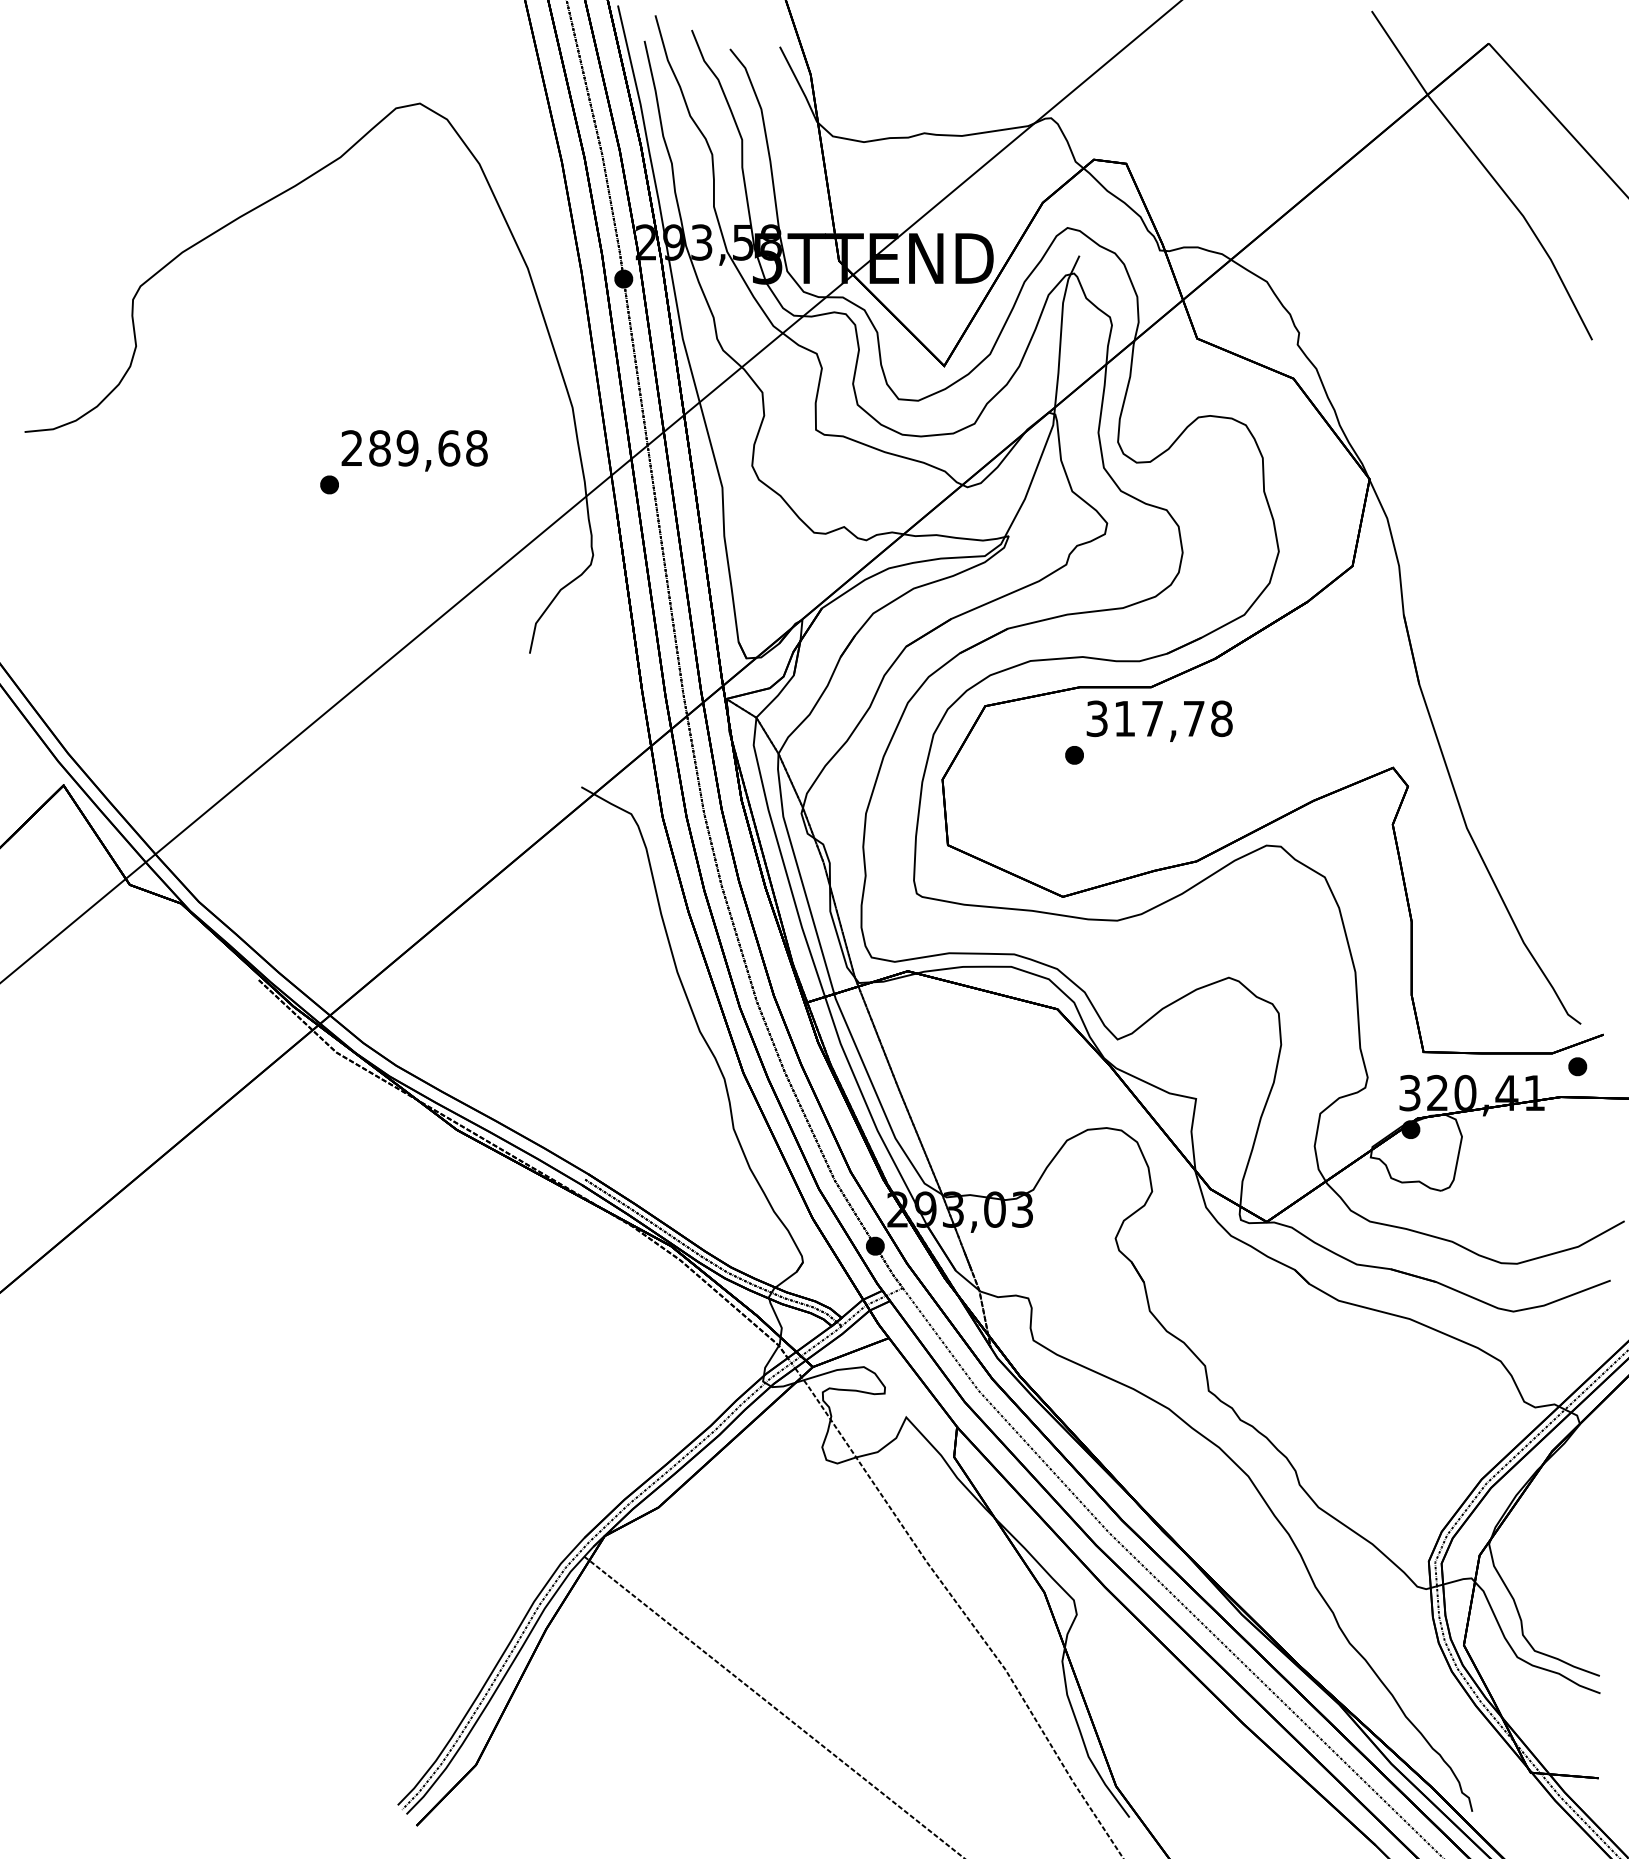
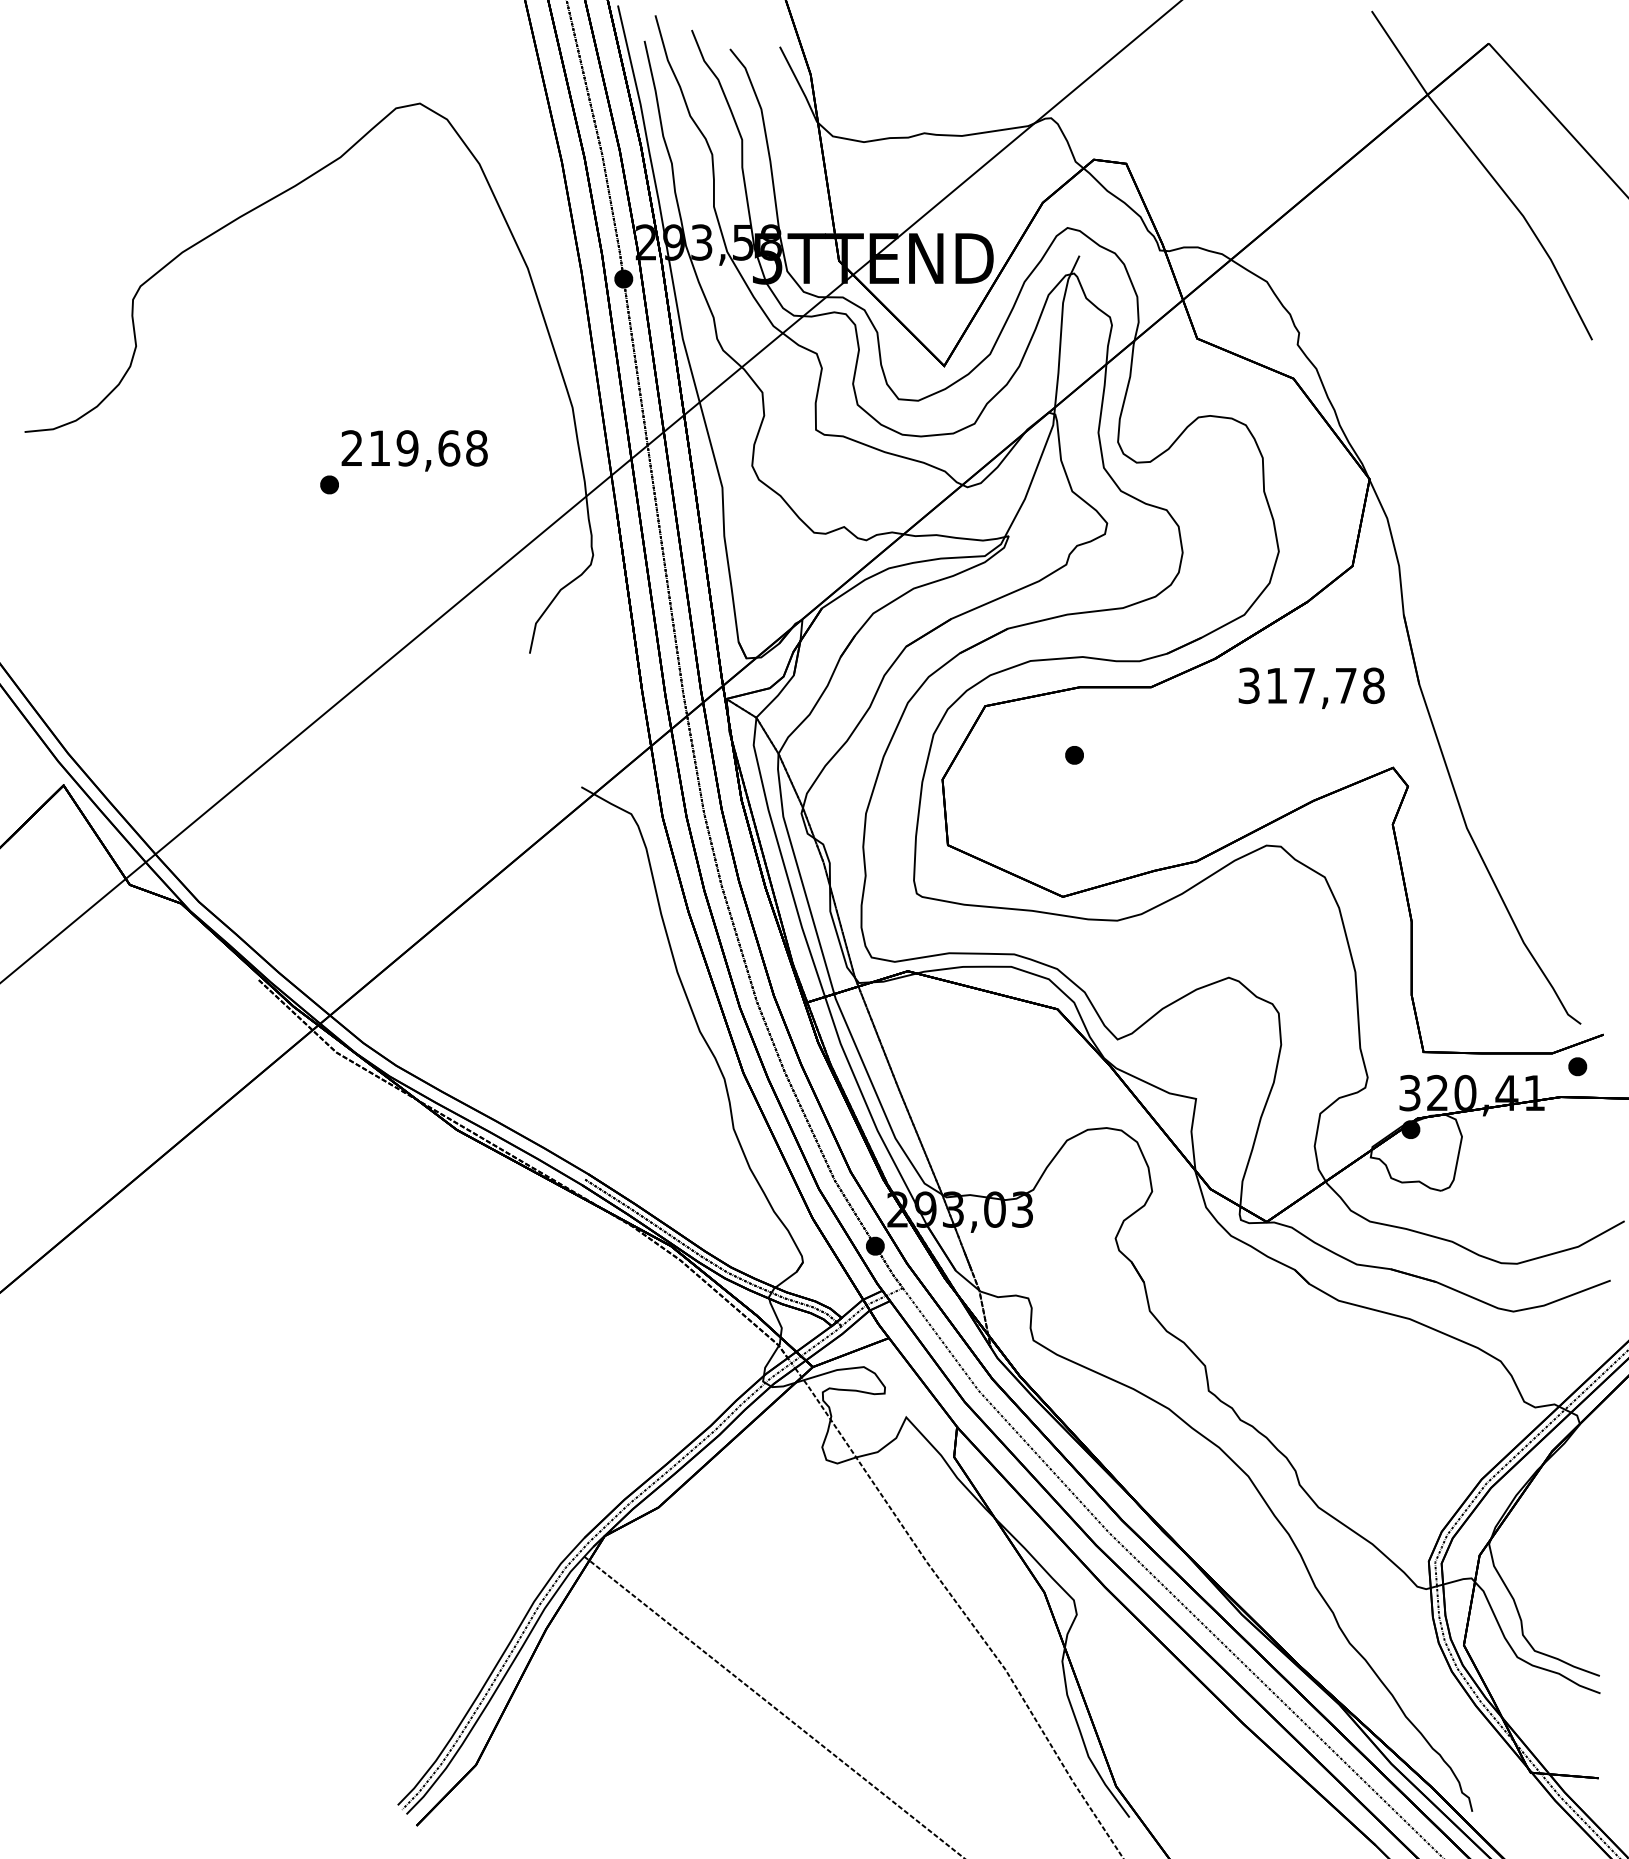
text: 289,68 -> 219,68 (379, 448)
text position: (1159, 720) -> (1311, 687) (1311, 687)
